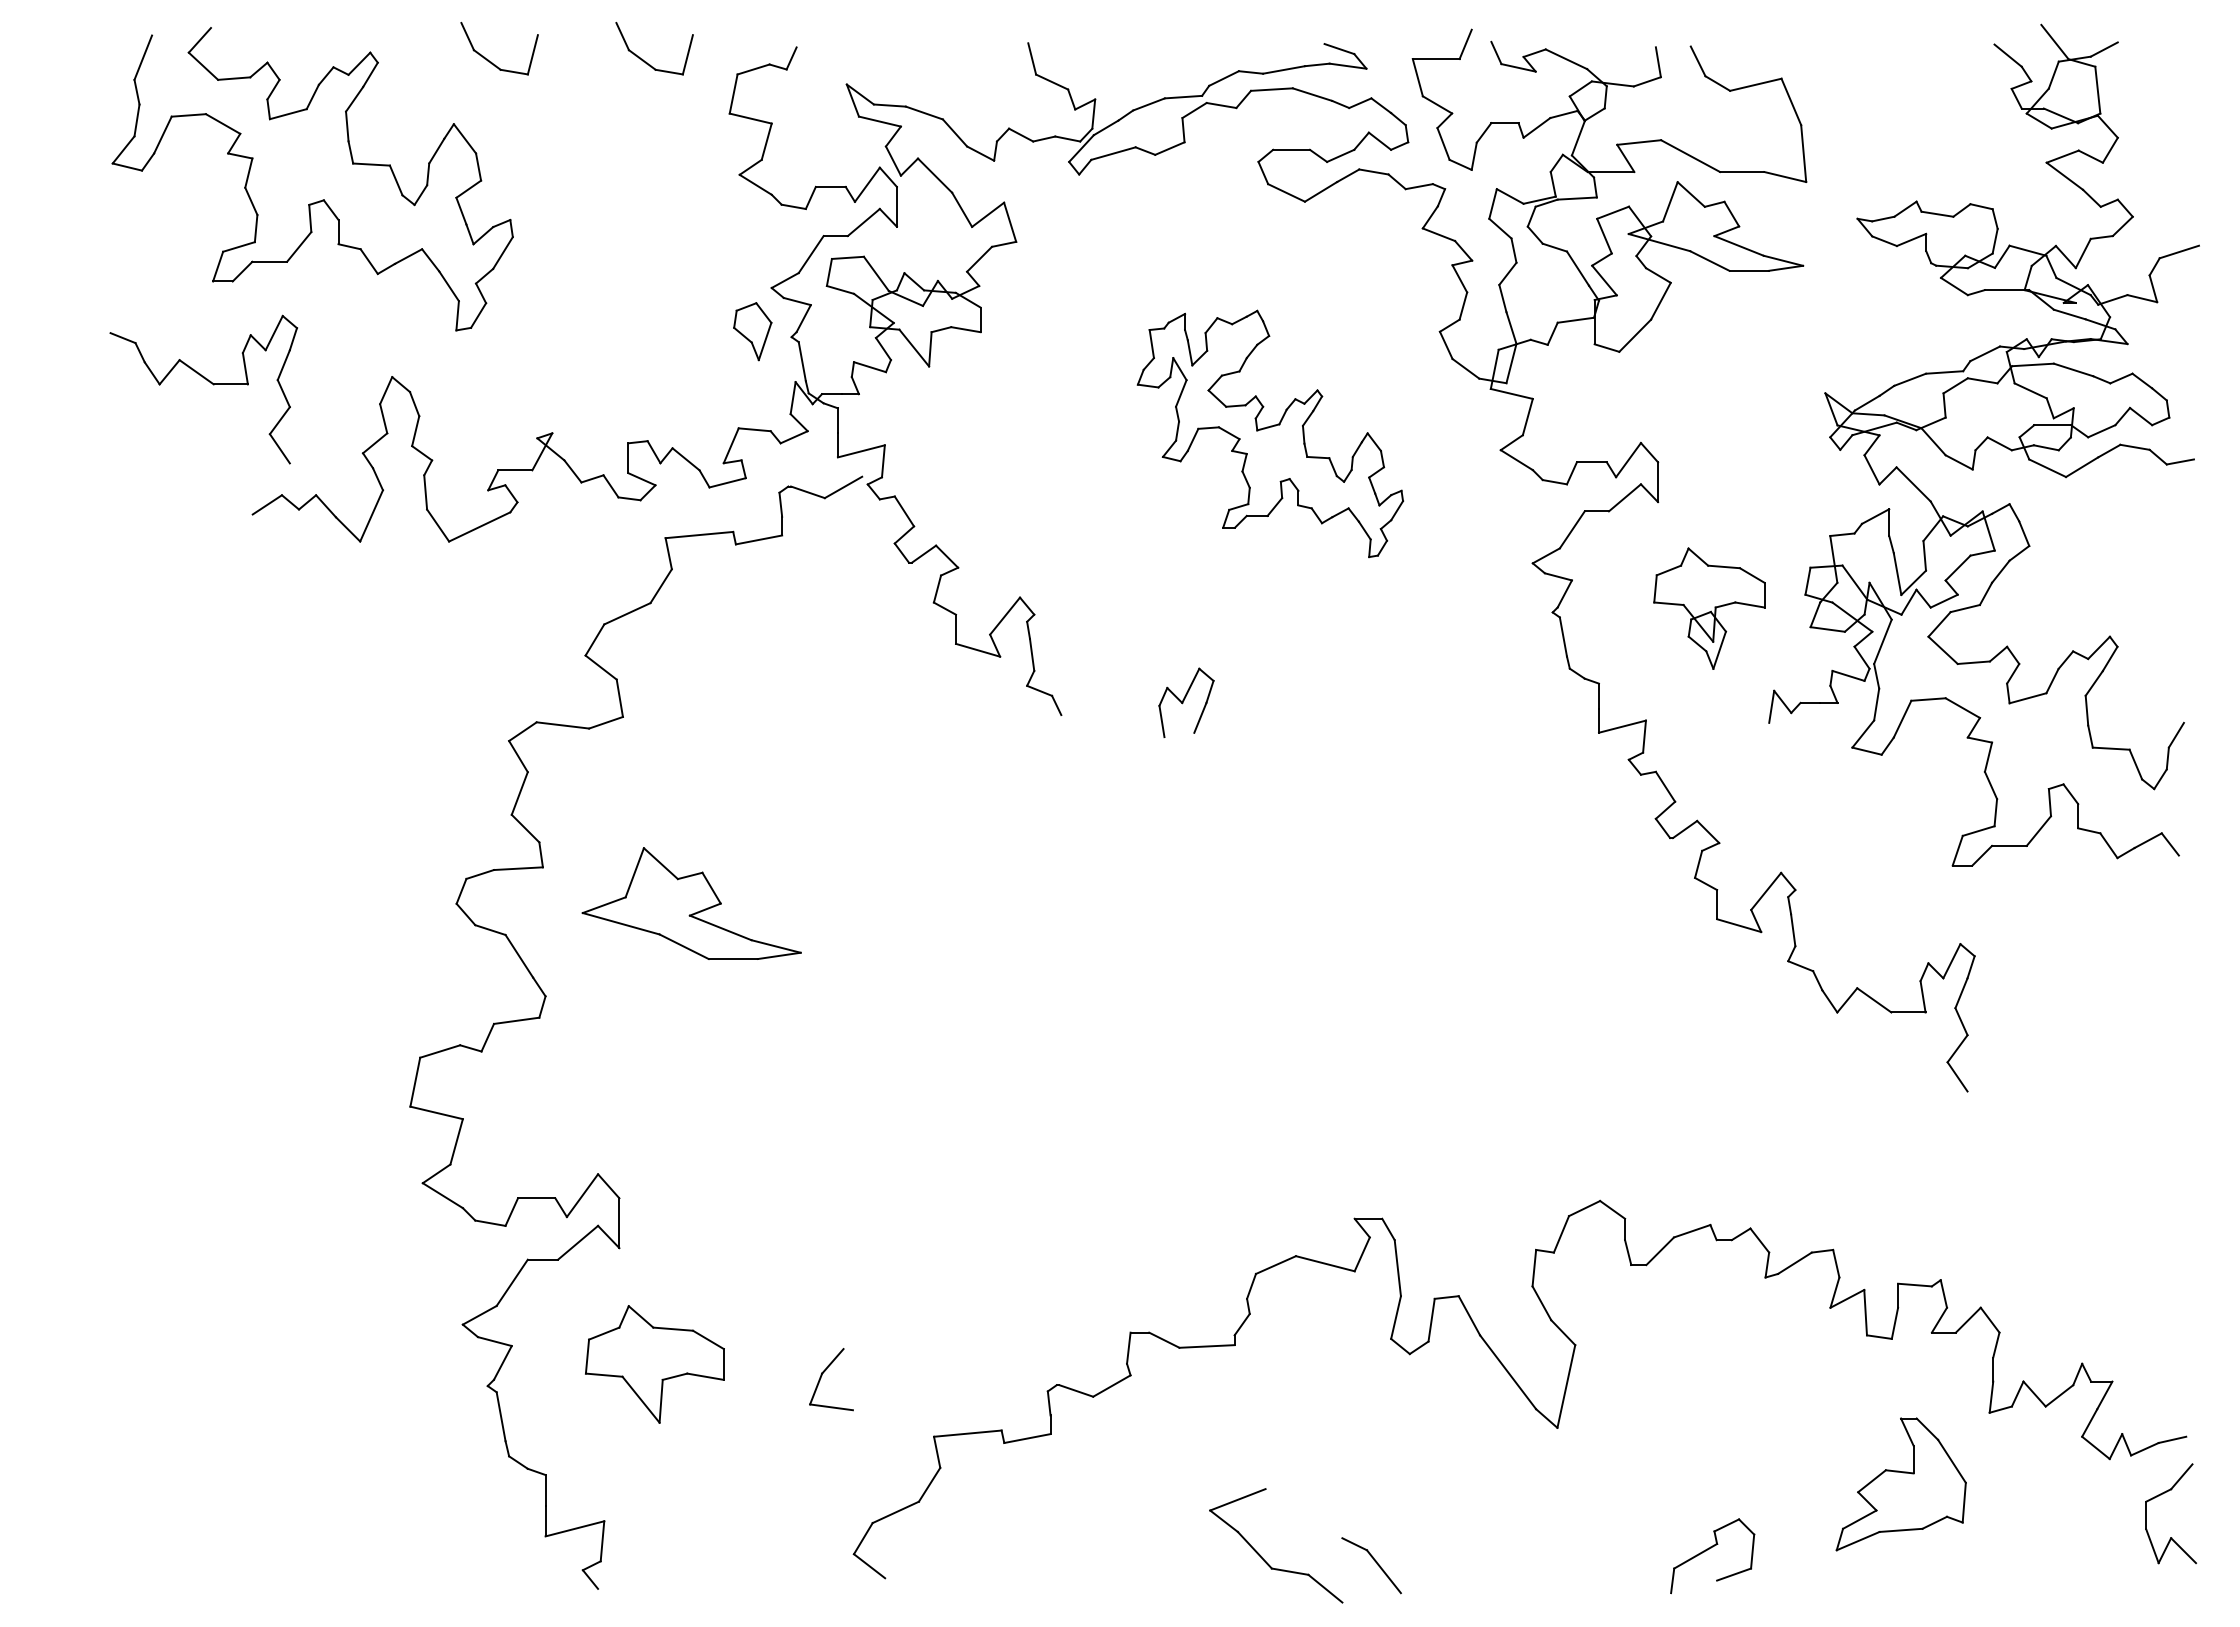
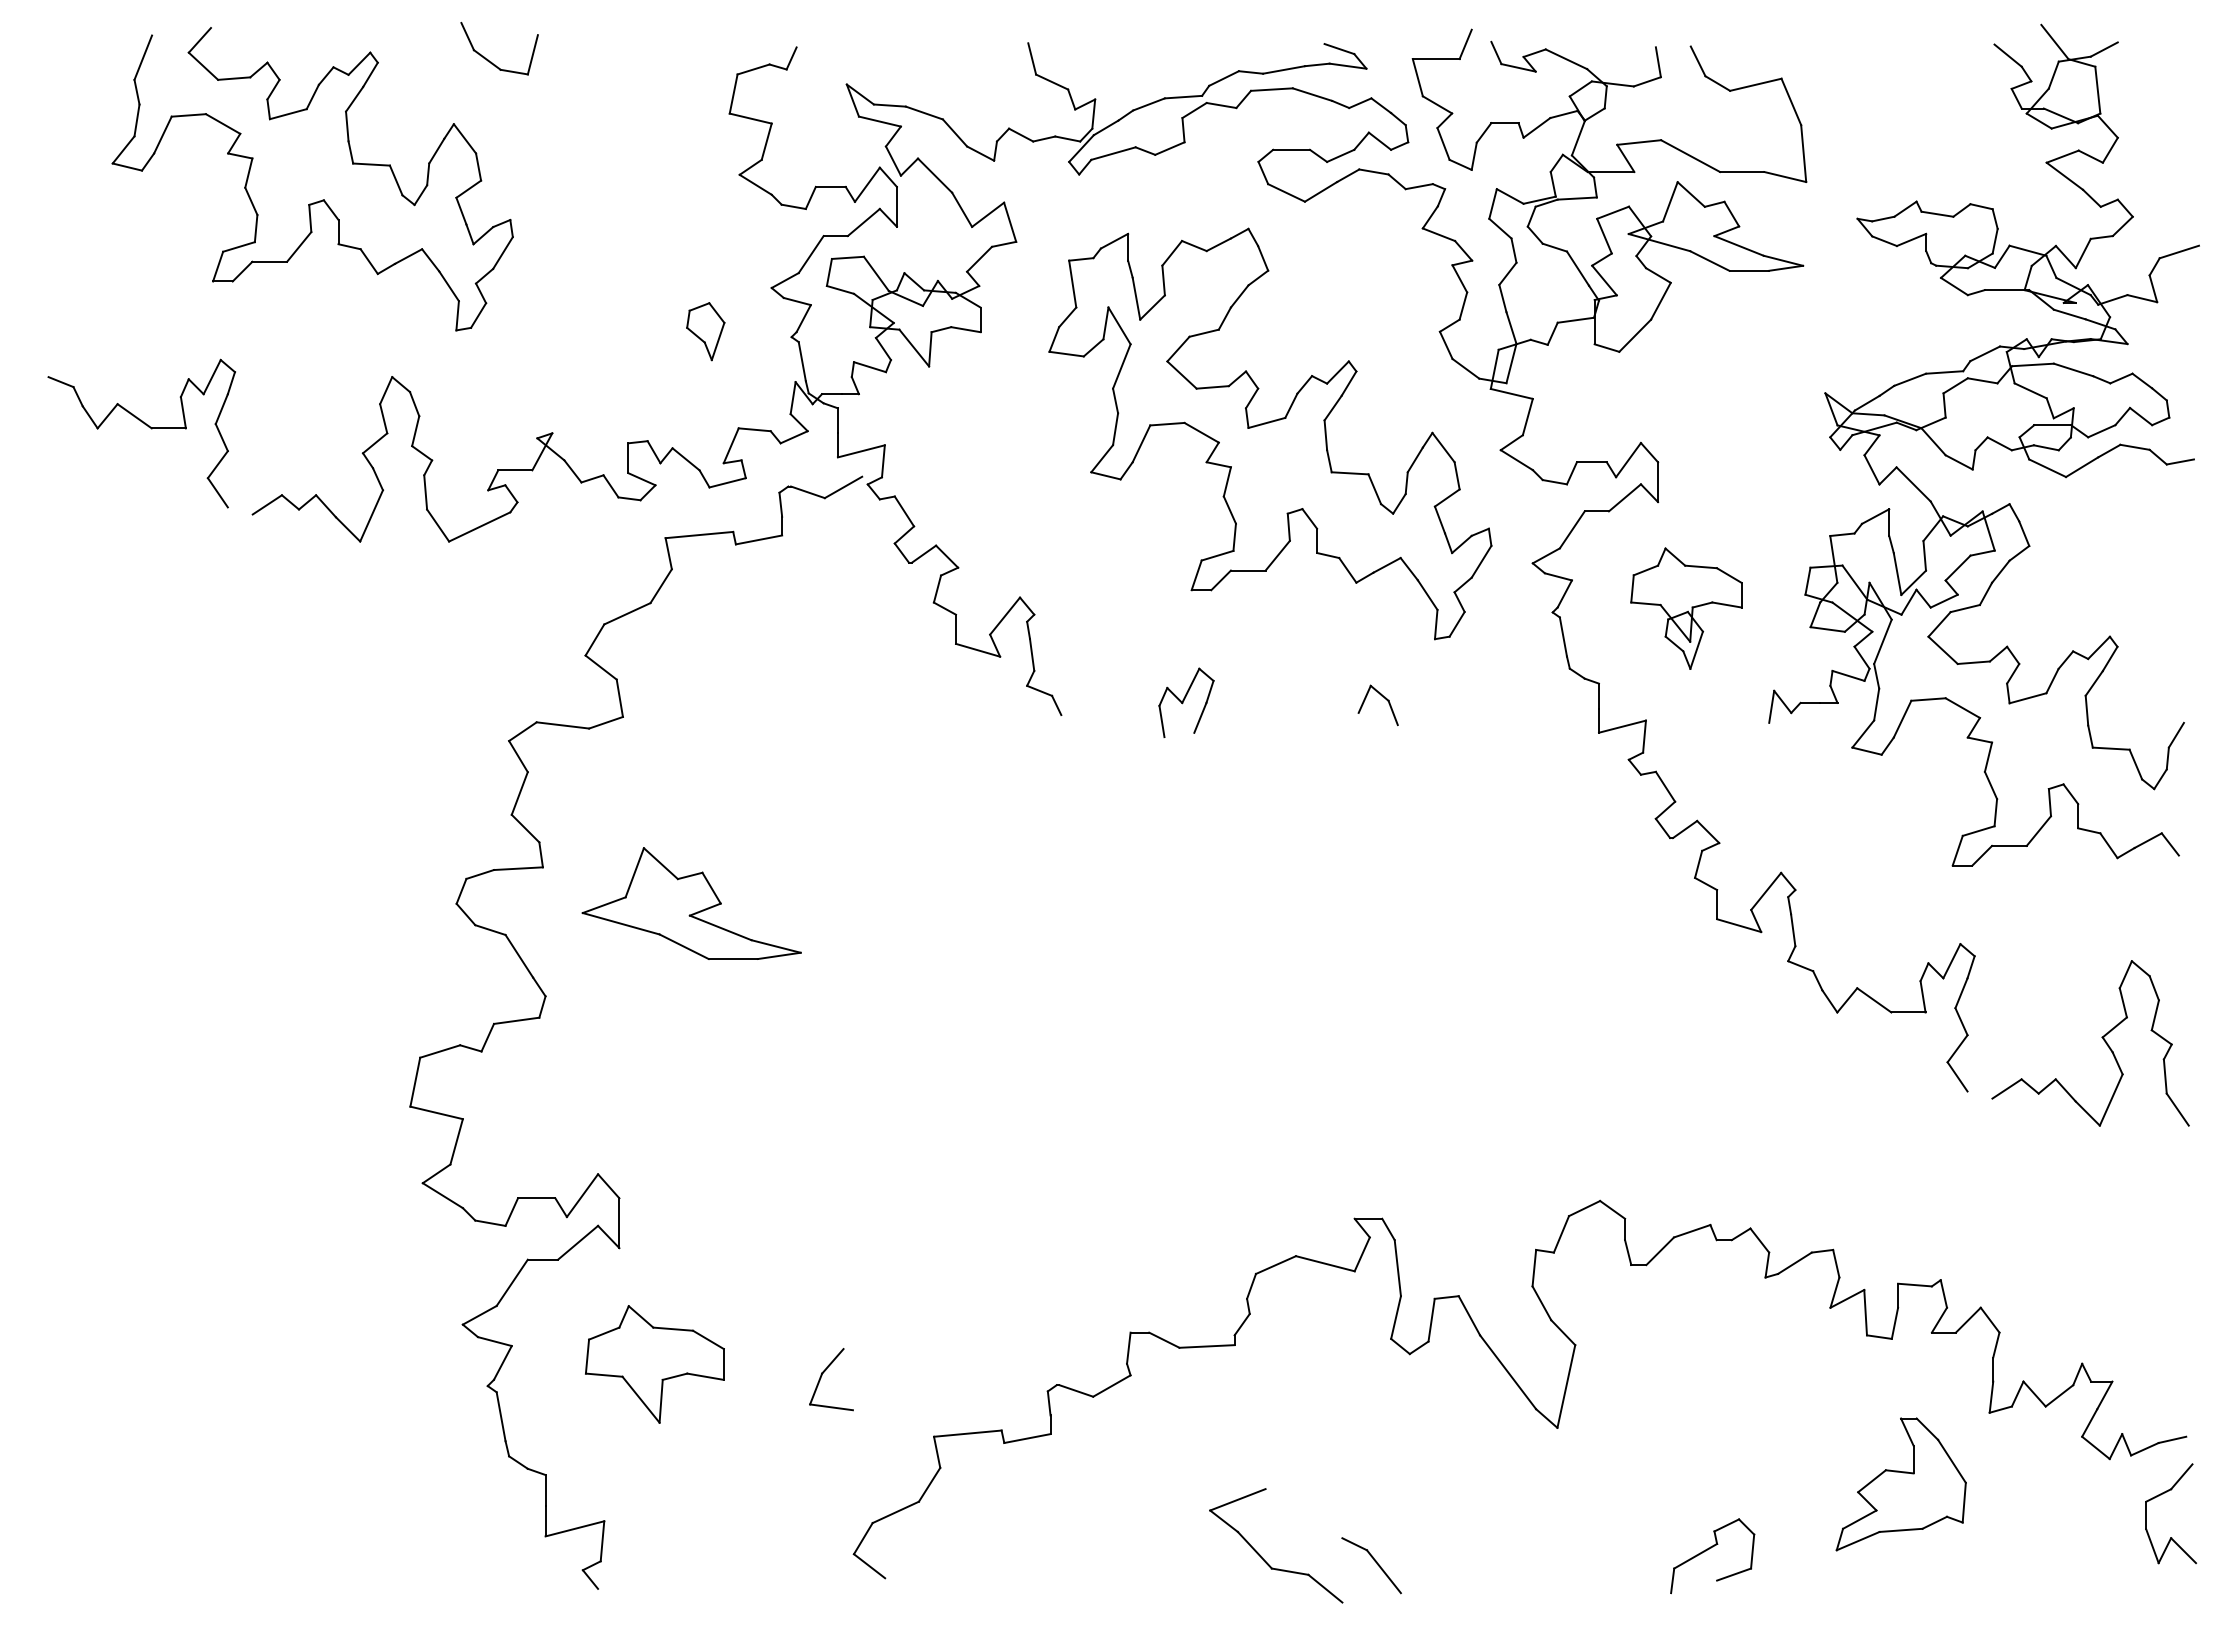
part: present -> none (646, 61)
part position: (752, 331) -> (705, 331) (705, 331)
part position: (207, 381) -> (145, 425) (145, 425)
part size: 269x250 px -> 445x414 px (1270, 433)
part position: (1709, 608) -> (1686, 608) (1686, 608)
part: none -> present (1381, 696)
part: none -> present (2101, 1037)
